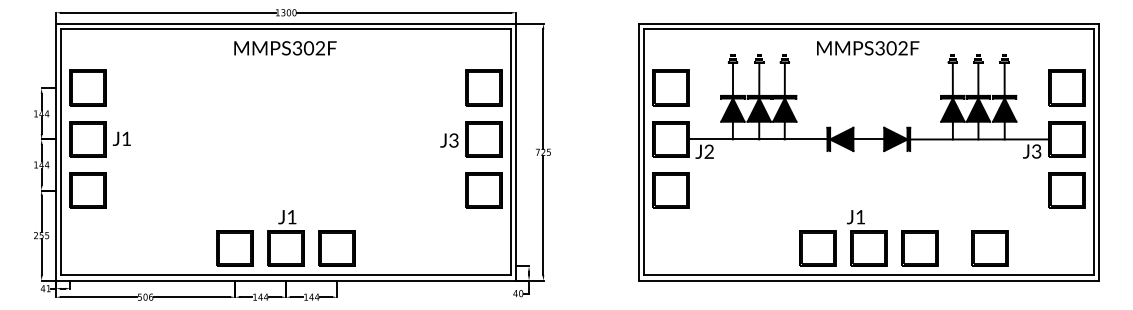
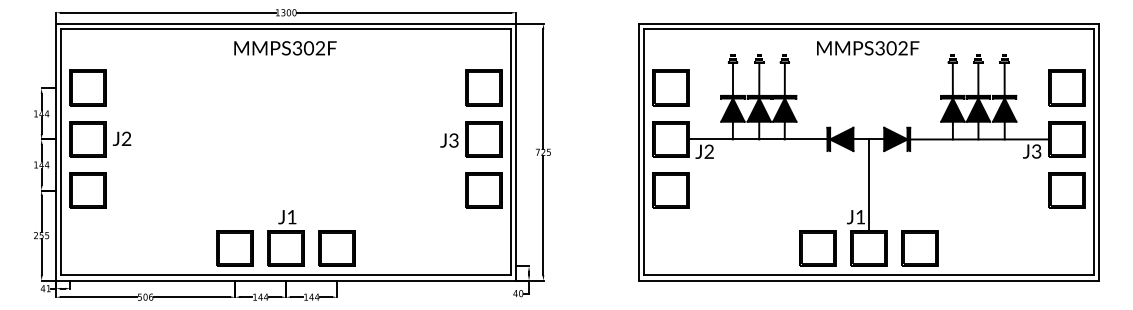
text: J1 -> J2 (126, 138)
line: none -> present (868, 184)
part: present -> none (989, 248)
